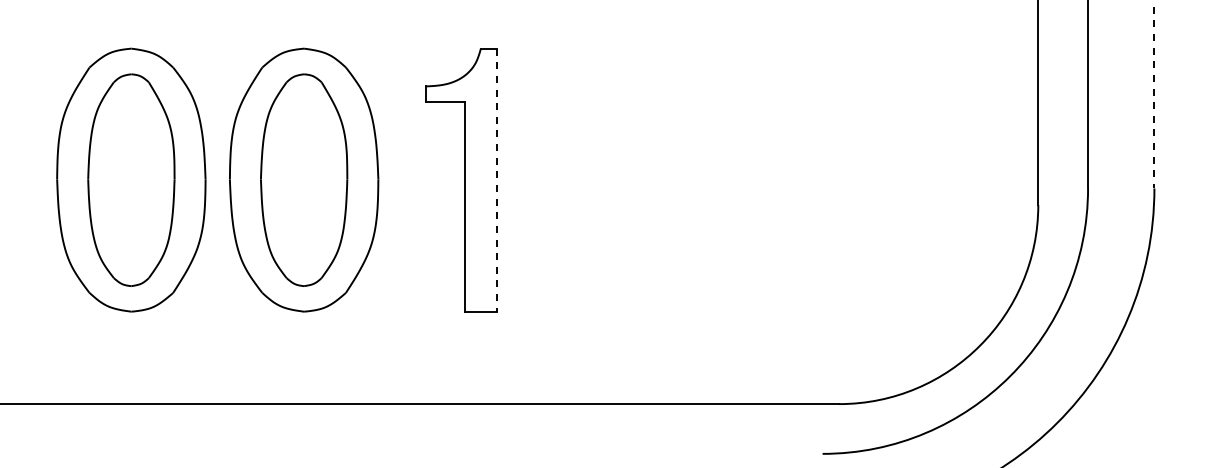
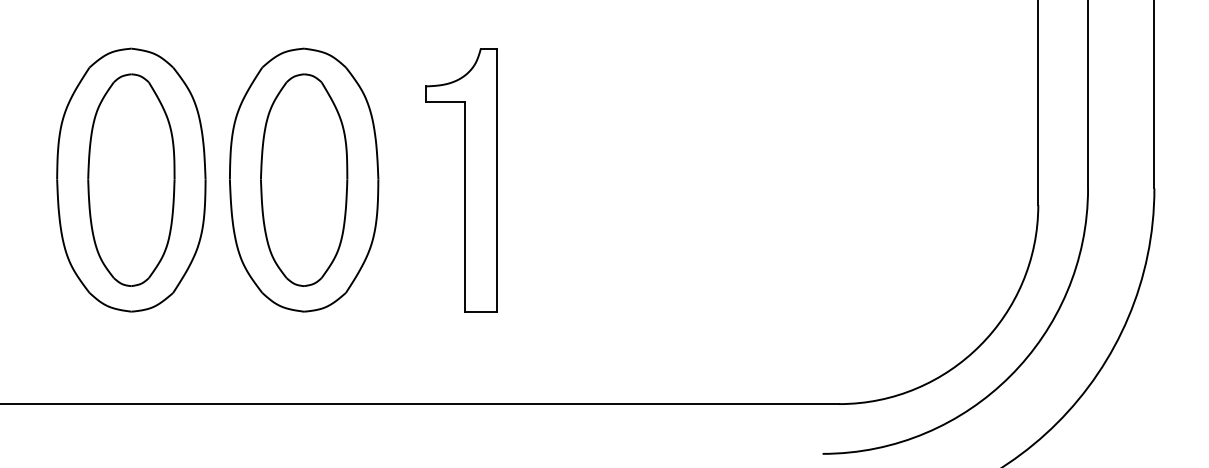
line: dashed -> solid (1154, 94)
line: dashed -> solid (497, 180)
